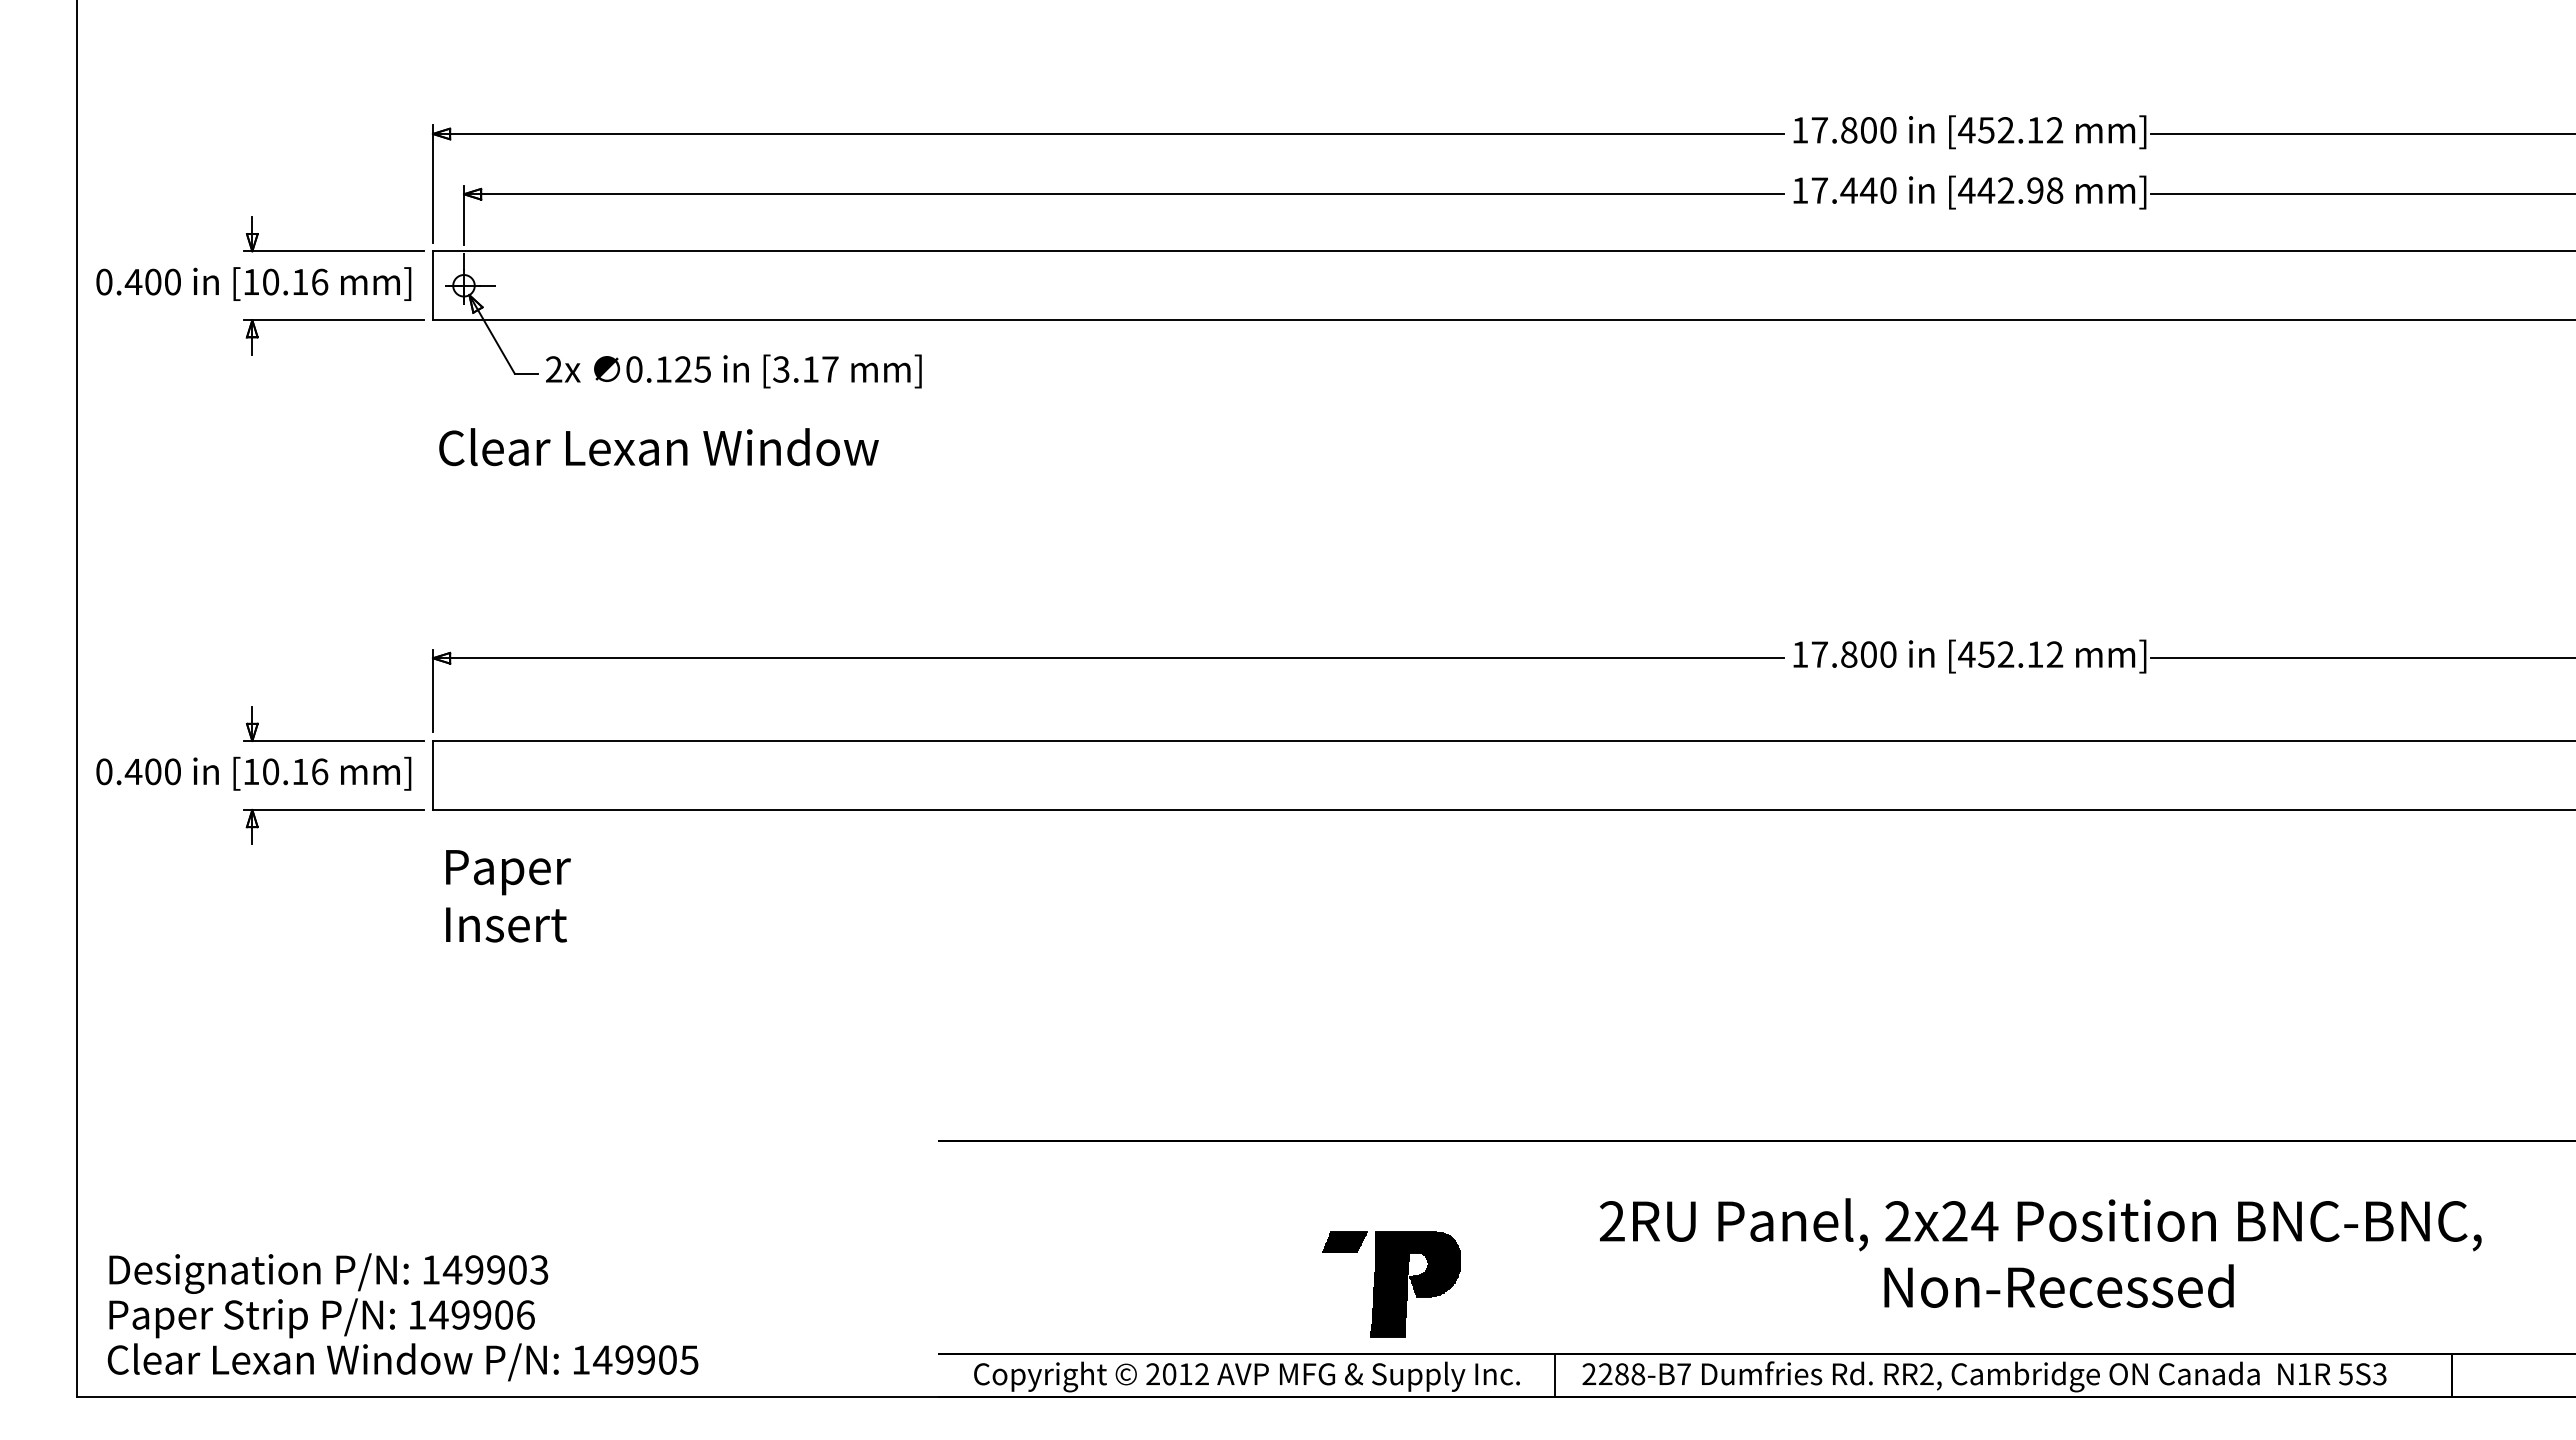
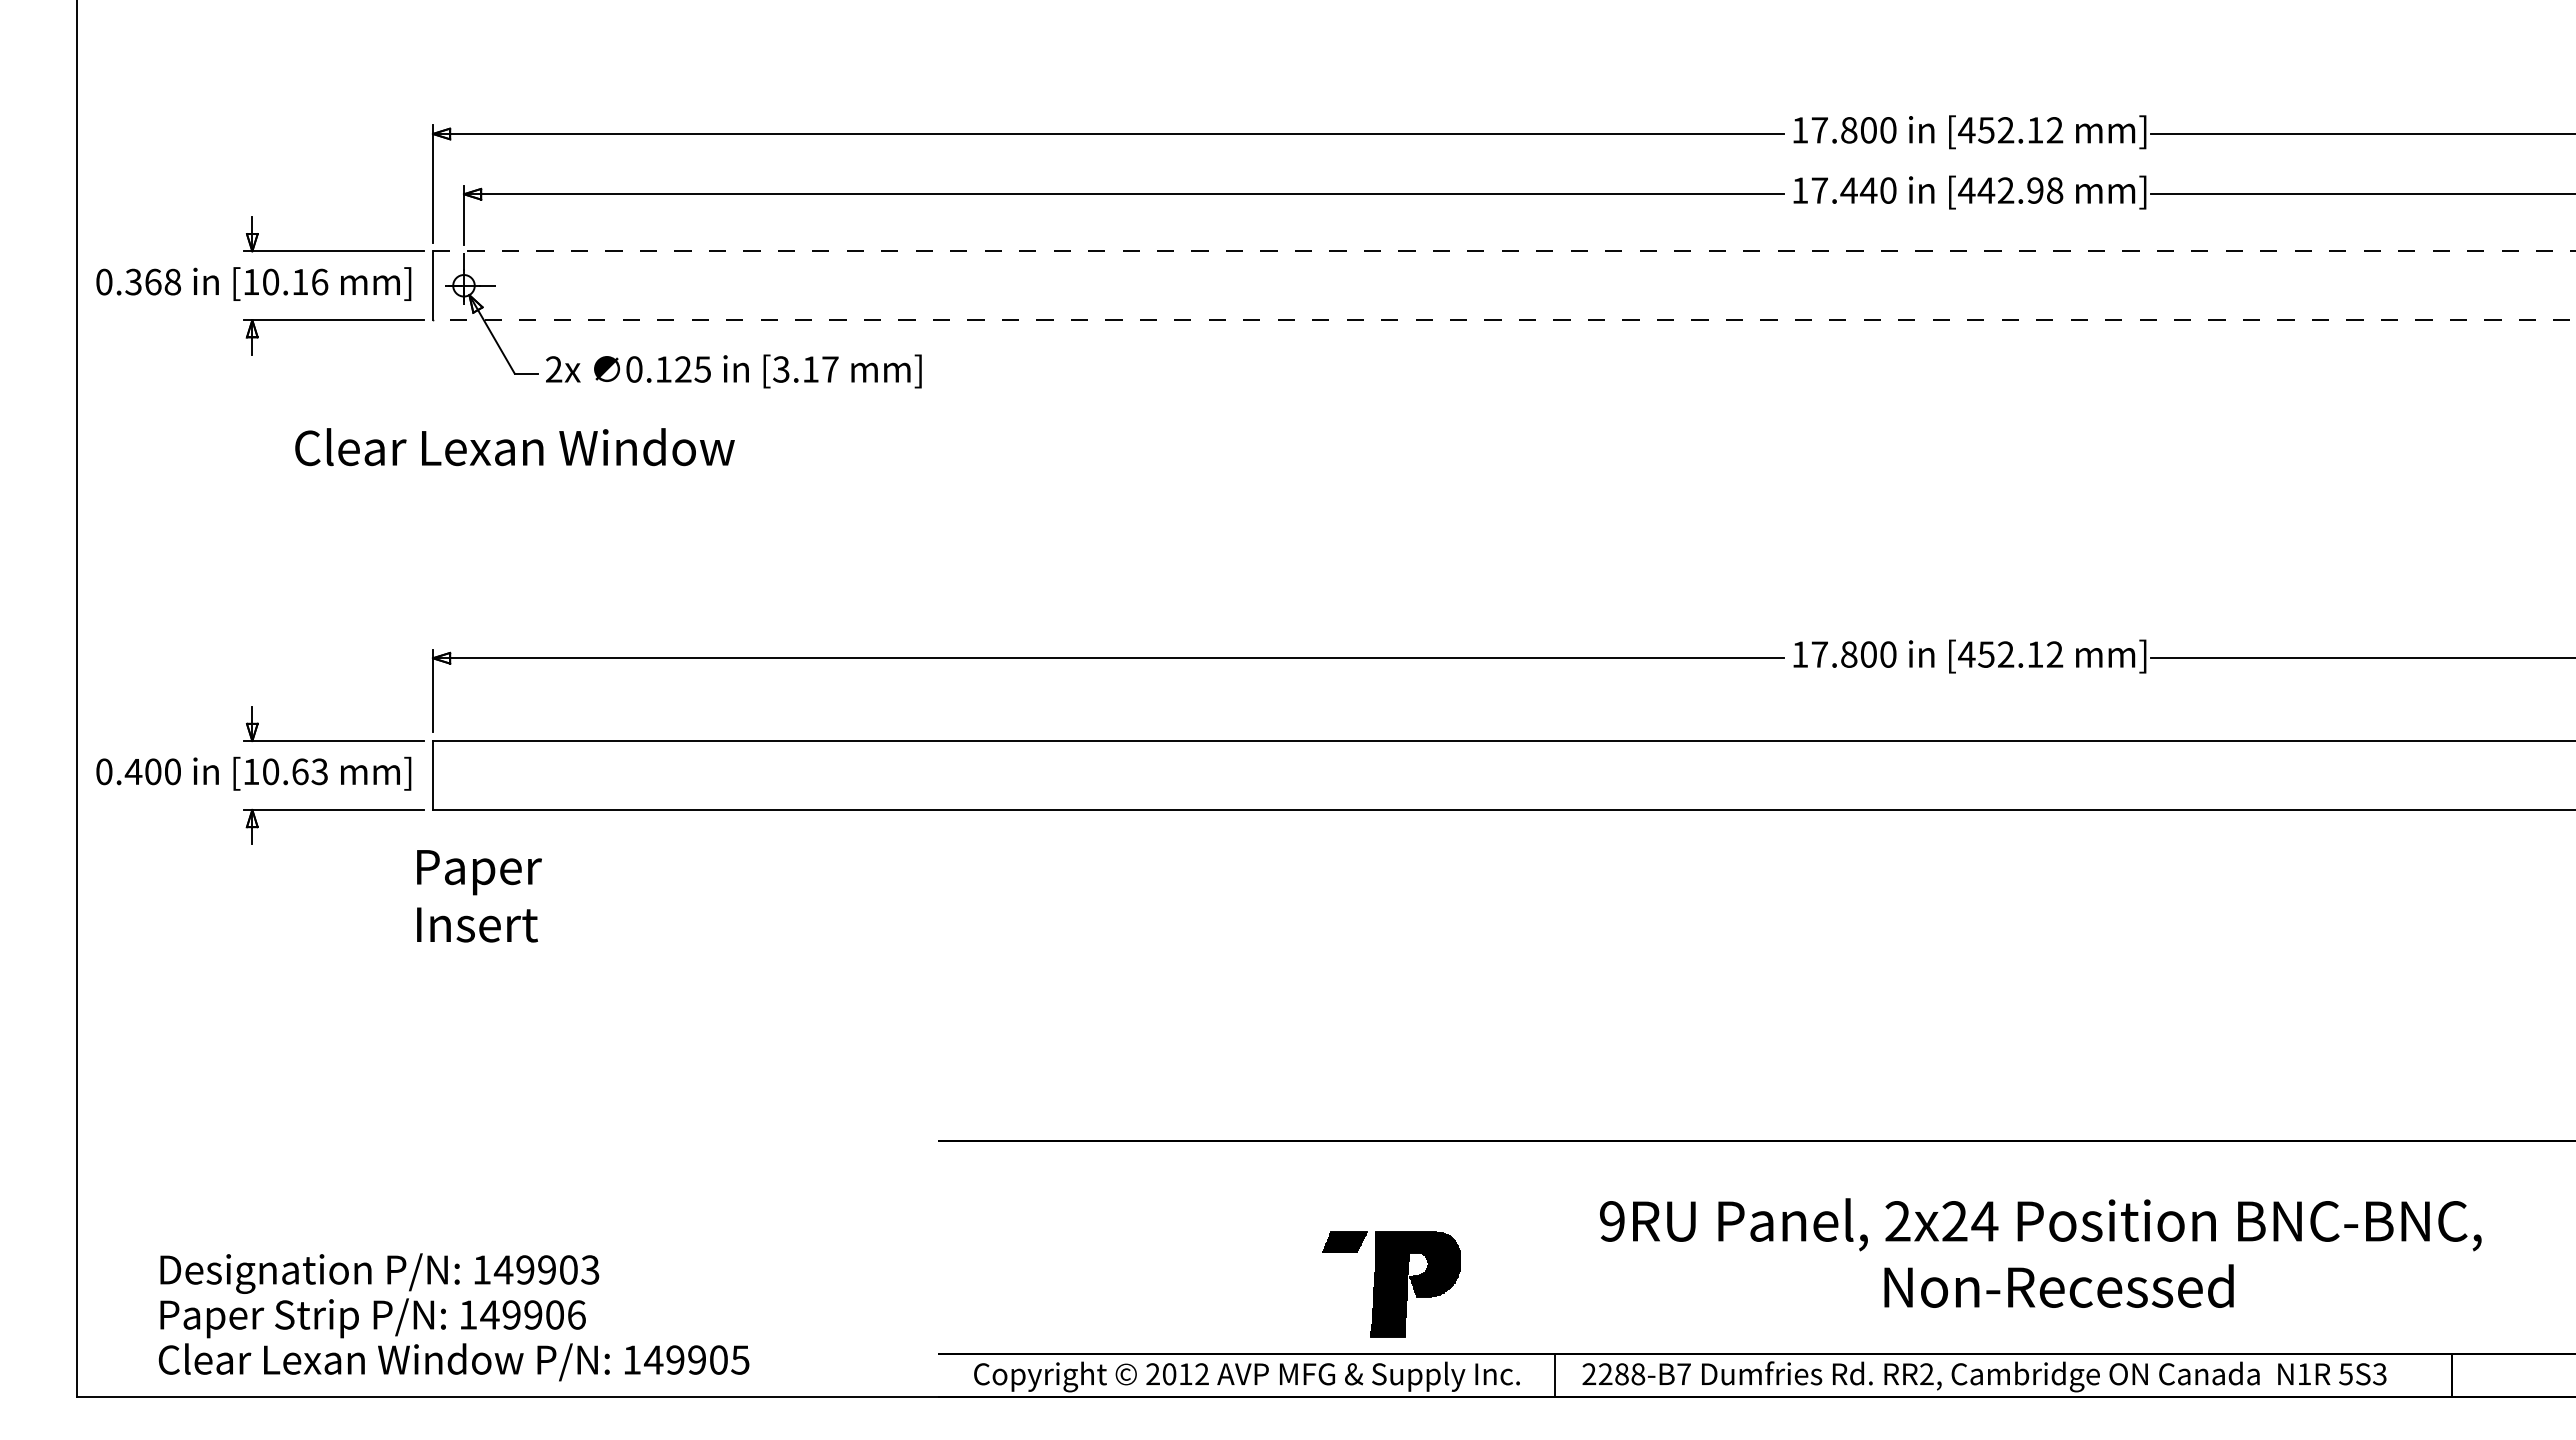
line: solid -> dashed (1504, 251)
text: 0.400 -> 0.368 (152, 281)
line: solid -> dashed (1503, 320)
text position: (658, 447) -> (514, 447) (514, 447)
text: [10.16 -> [10.63 (310, 771)
text position: (508, 896) -> (479, 896) (479, 896)
text: 2RU -> 9RU (1612, 1221)
text position: (402, 1317) -> (453, 1317) (453, 1317)
